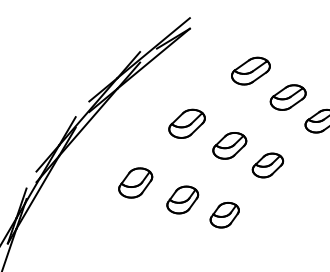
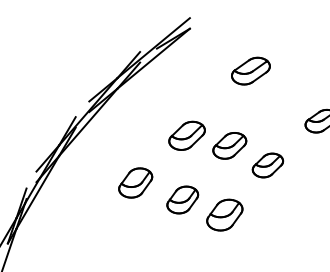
part: present -> none (287, 97)
part position: (186, 123) -> (186, 135) (186, 135)
part size: 31x27 px -> 38x34 px (224, 214)
